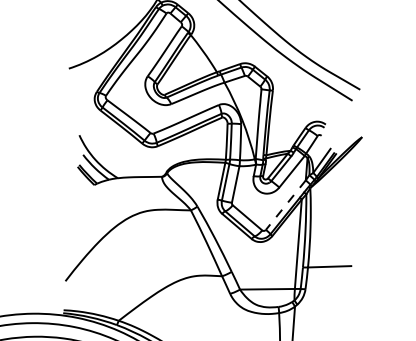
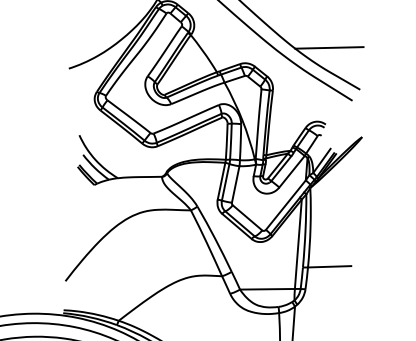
line: none -> present (329, 47)
line: dashed -> solid (285, 205)
